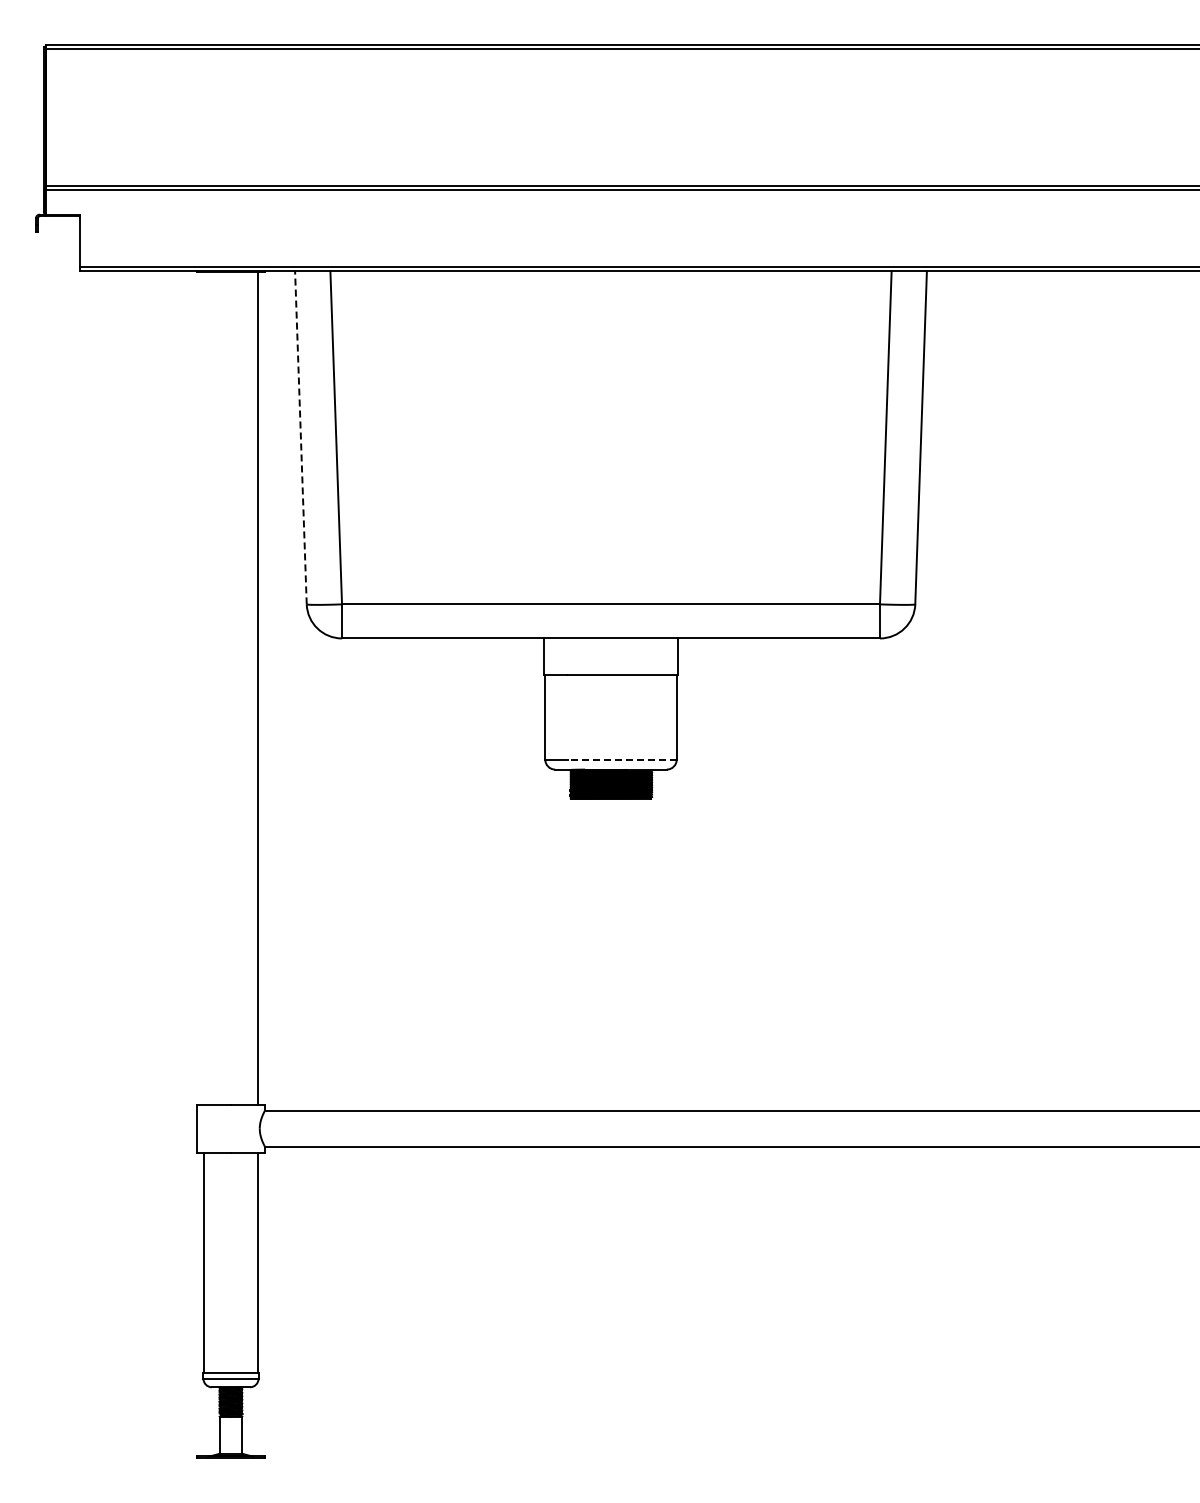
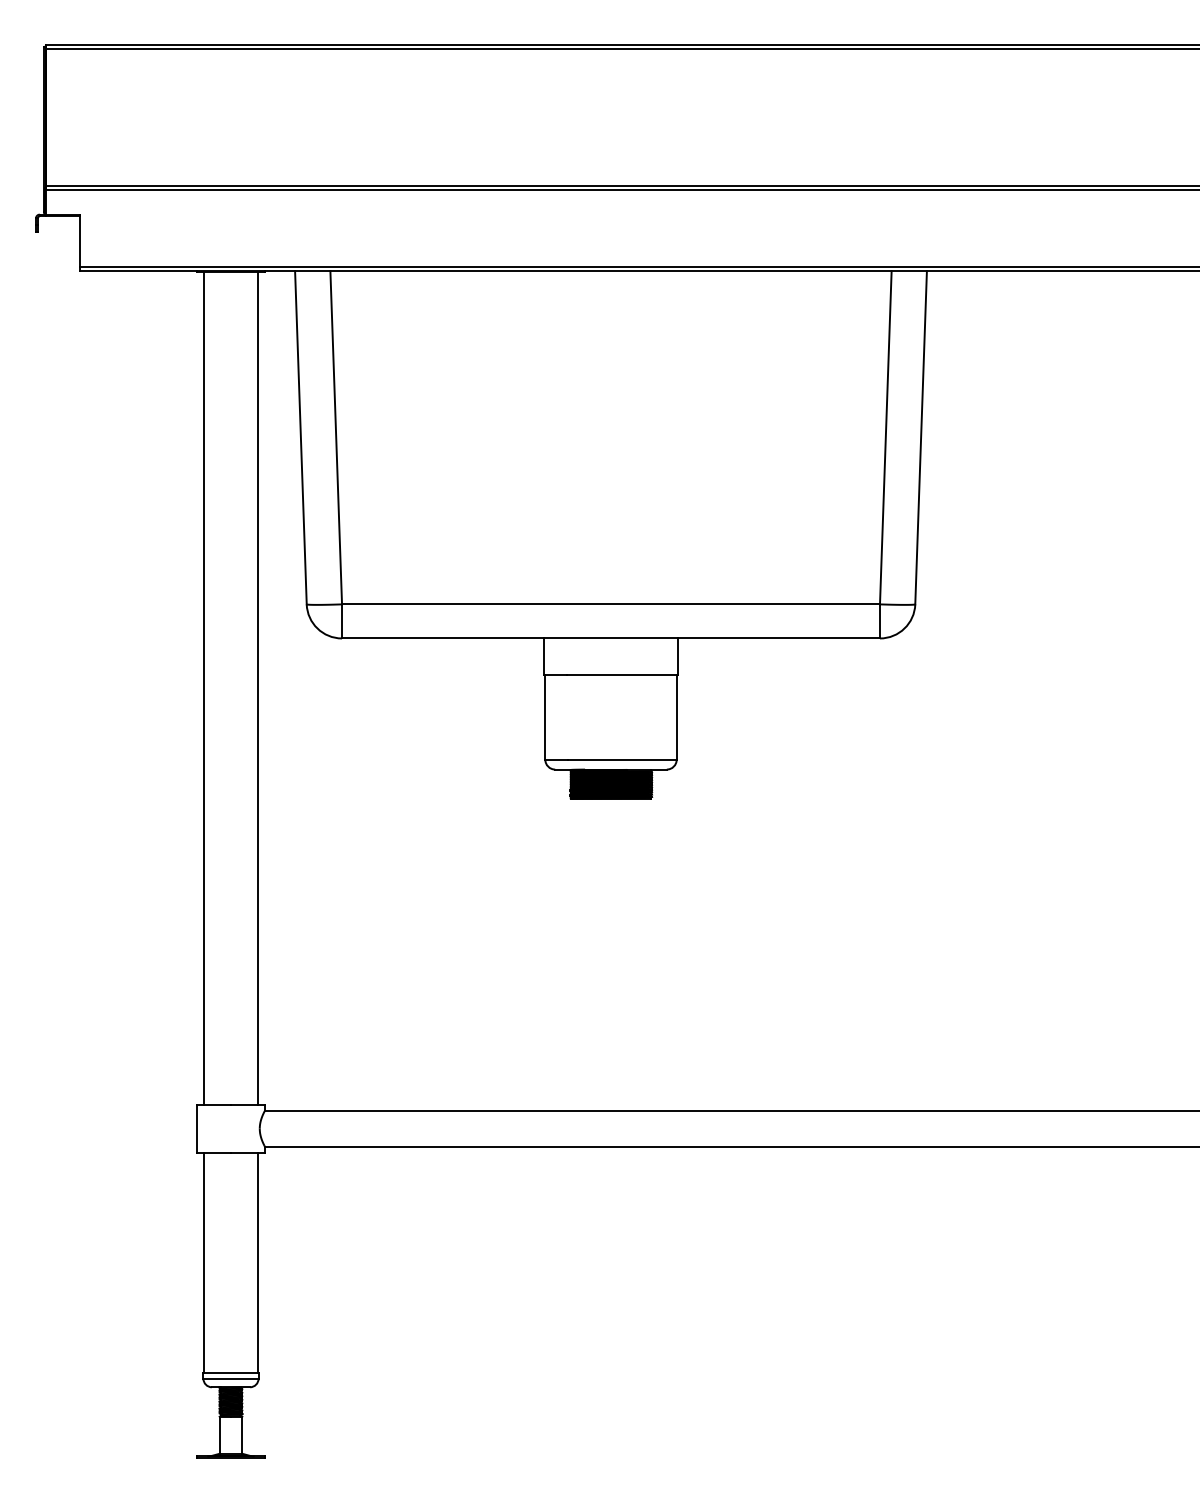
line: dashed -> solid (300, 437)
line: none -> present (204, 687)
line: dashed -> solid (621, 759)
